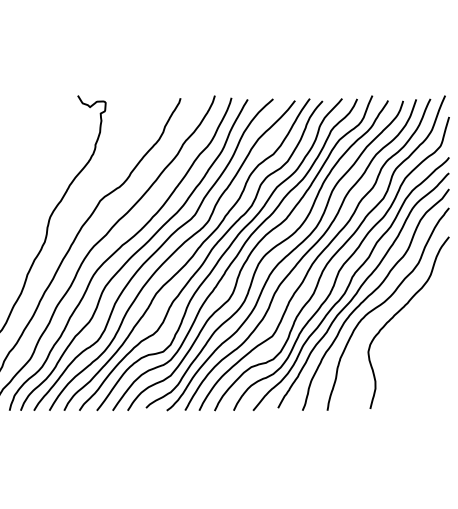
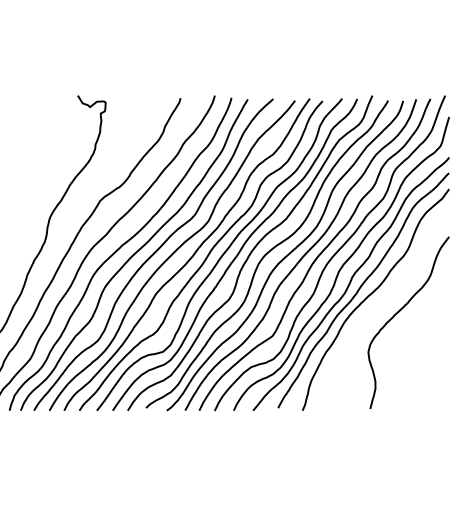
curve: present -> none (384, 303)
